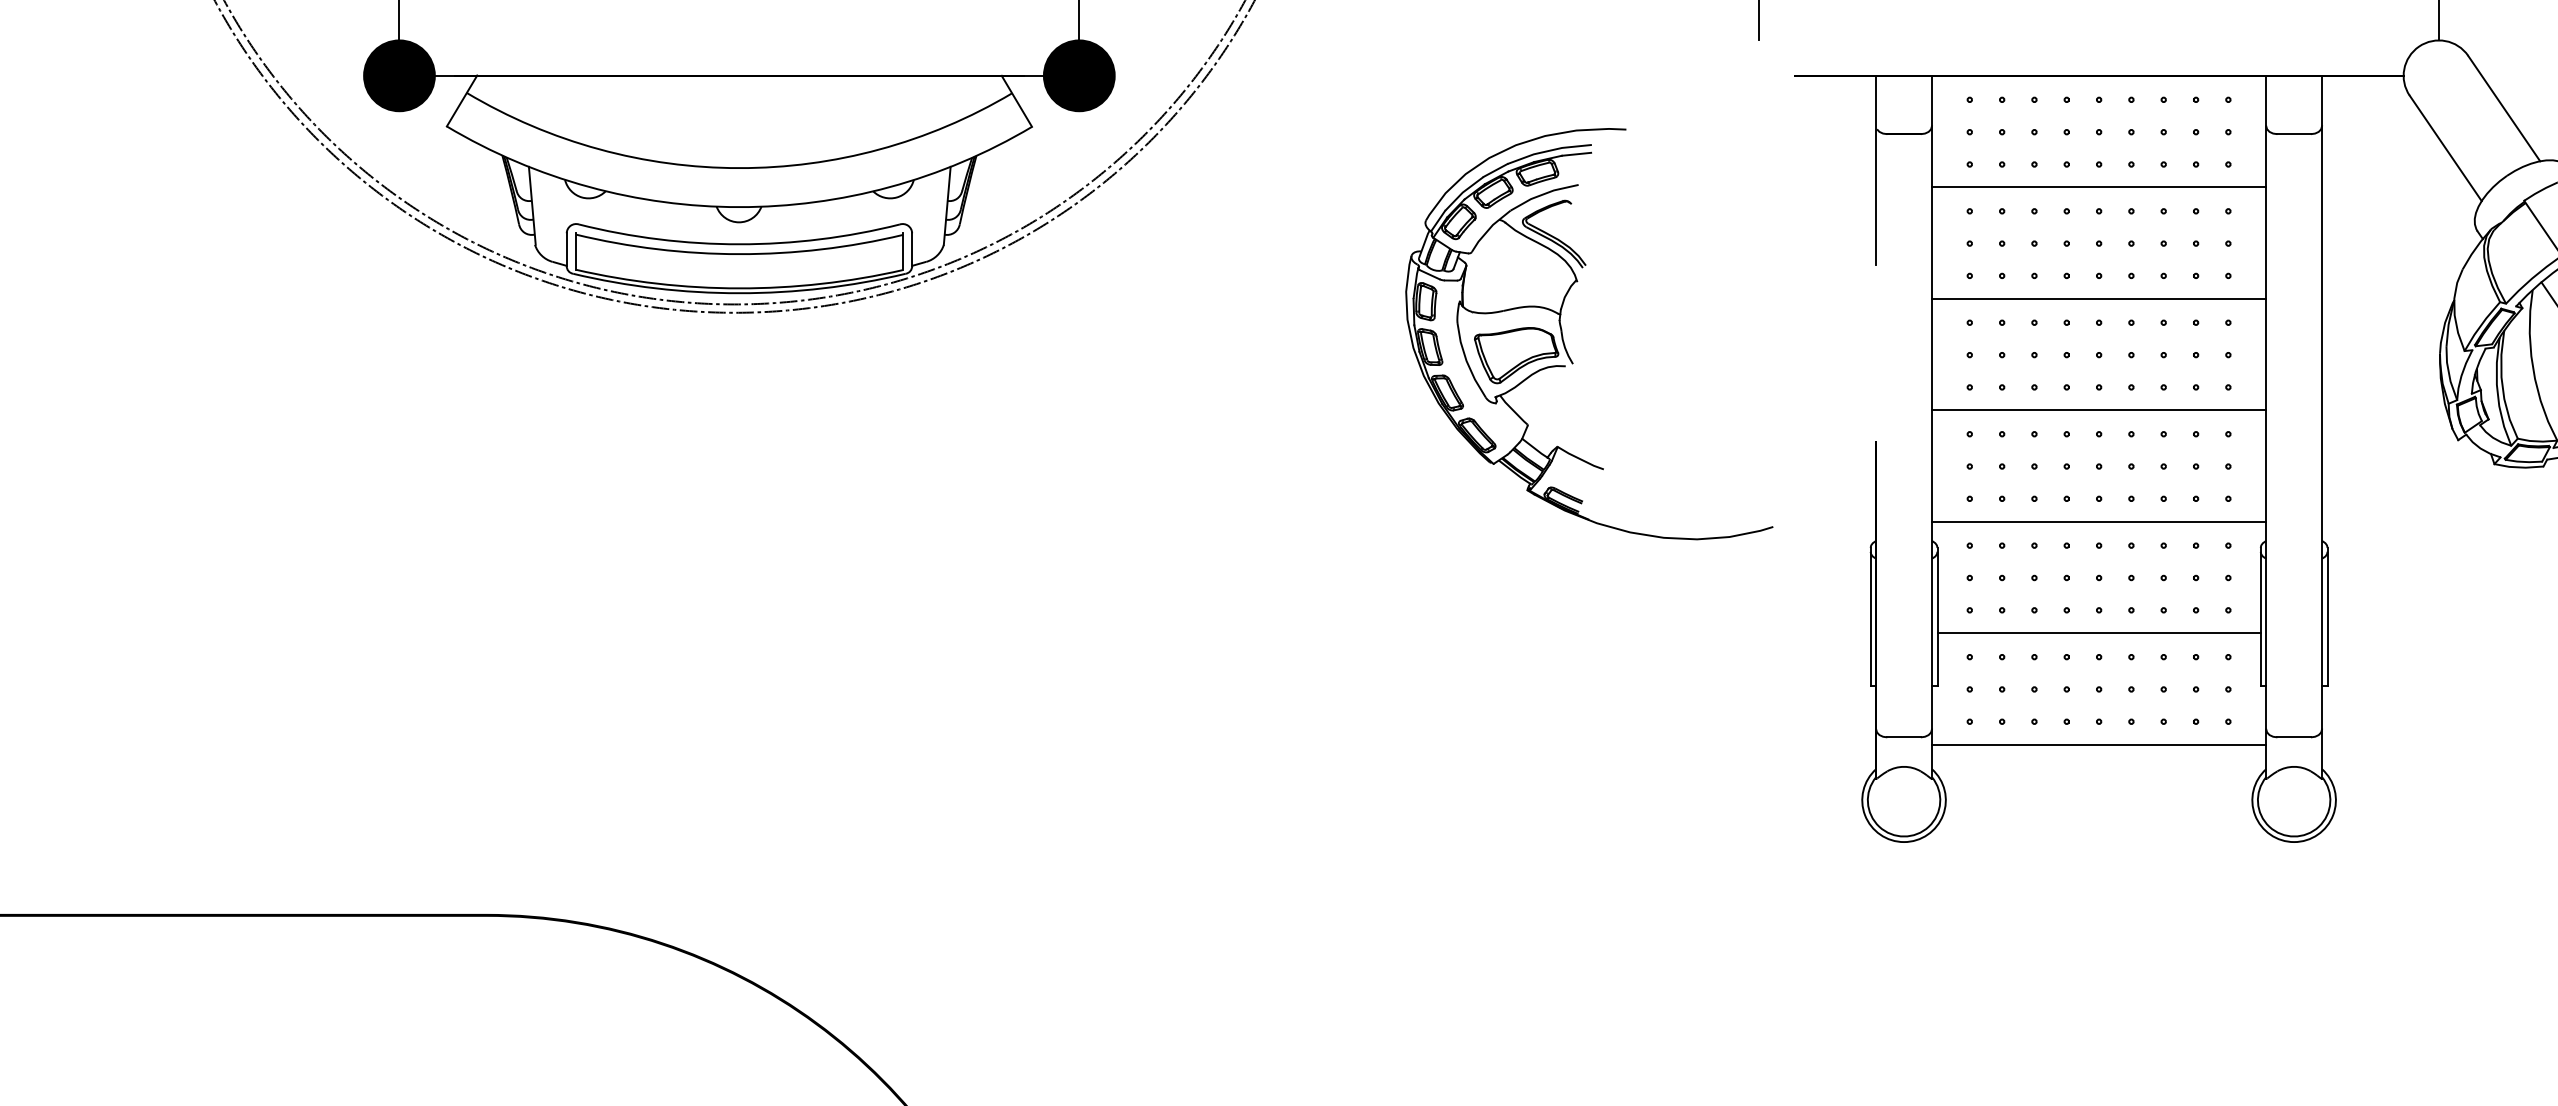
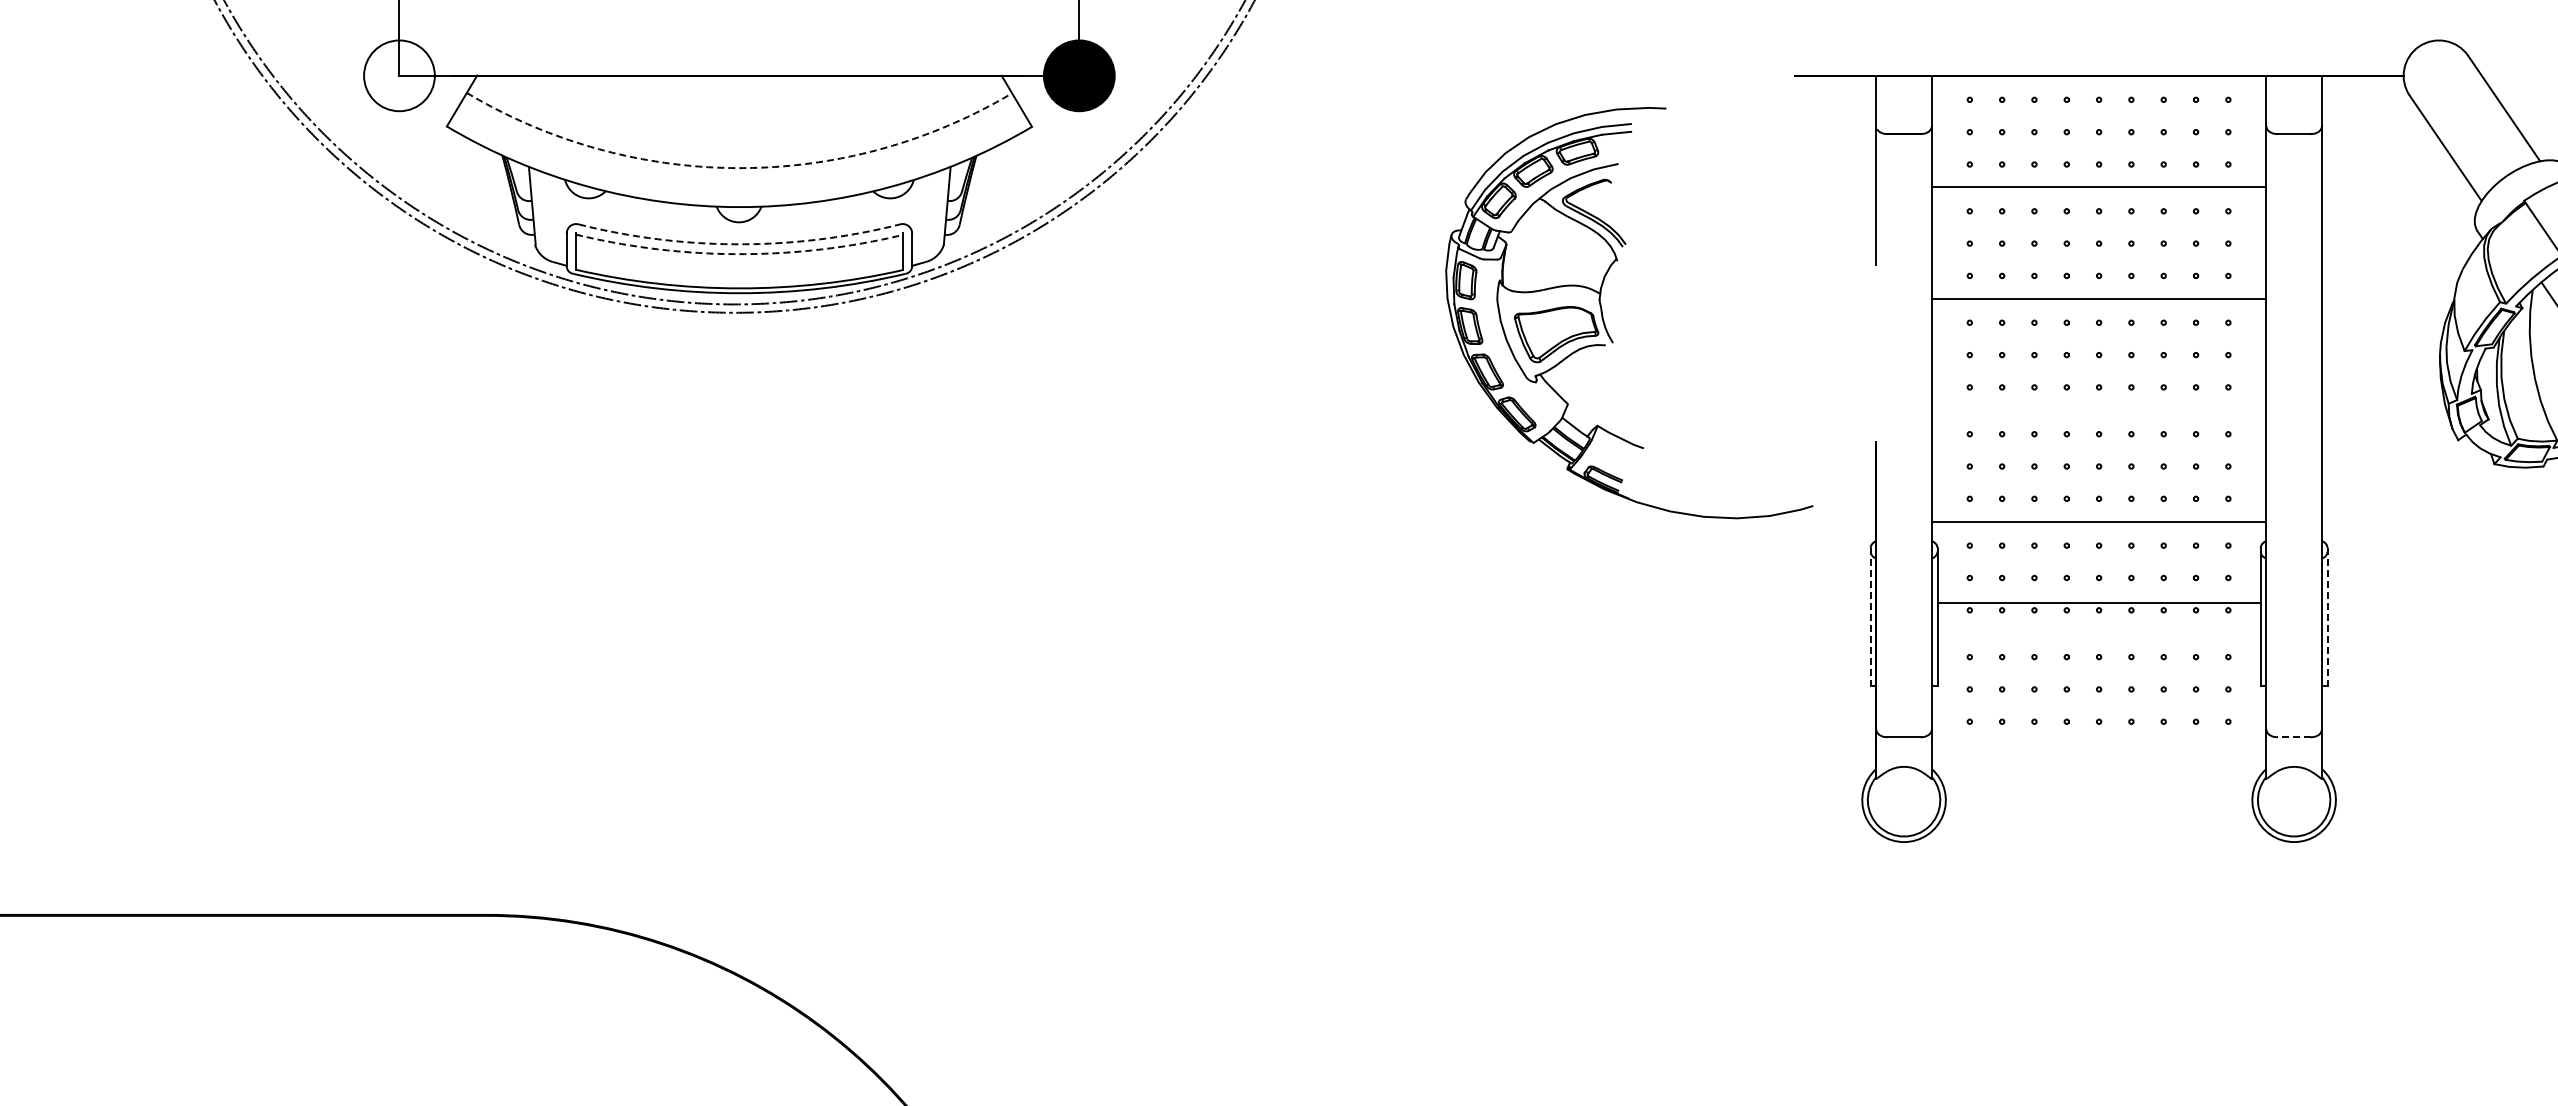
line: present -> none (1759, 21)
line: present -> none (2439, 21)
fill: present -> none (399, 75)
arc: solid -> dashed (739, 168)
arc: solid -> dashed (739, 244)
arc: solid -> dashed (739, 254)
part position: (1564, 341) -> (1604, 320) (1604, 320)
line: present -> none (2098, 410)
line: solid -> dashed (1870, 616)
line: solid -> dashed (2327, 616)
line position: (2098, 633) -> (2098, 603) (2098, 603)
line: solid -> dashed (2294, 737)
line: present -> none (2098, 744)
